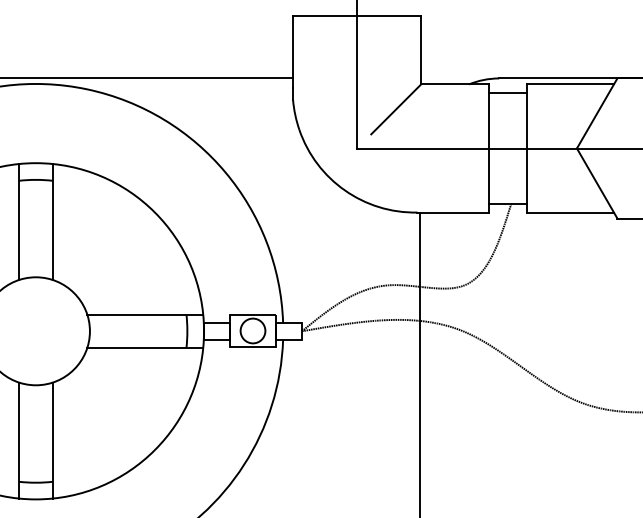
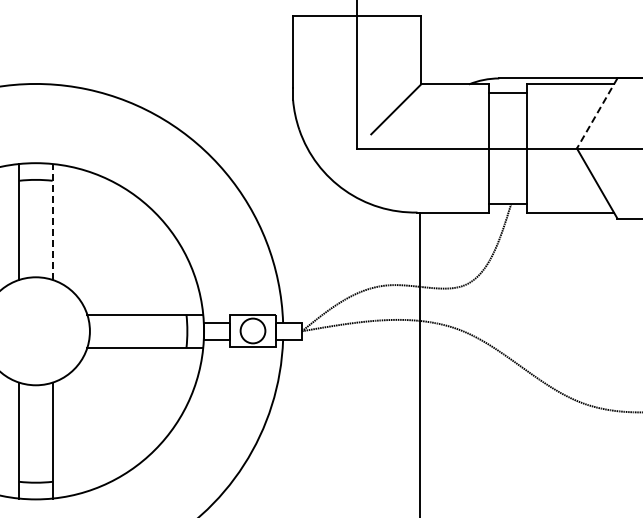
line: present -> none (147, 78)
line: solid -> dashed (596, 113)
line: solid -> dashed (52, 221)
